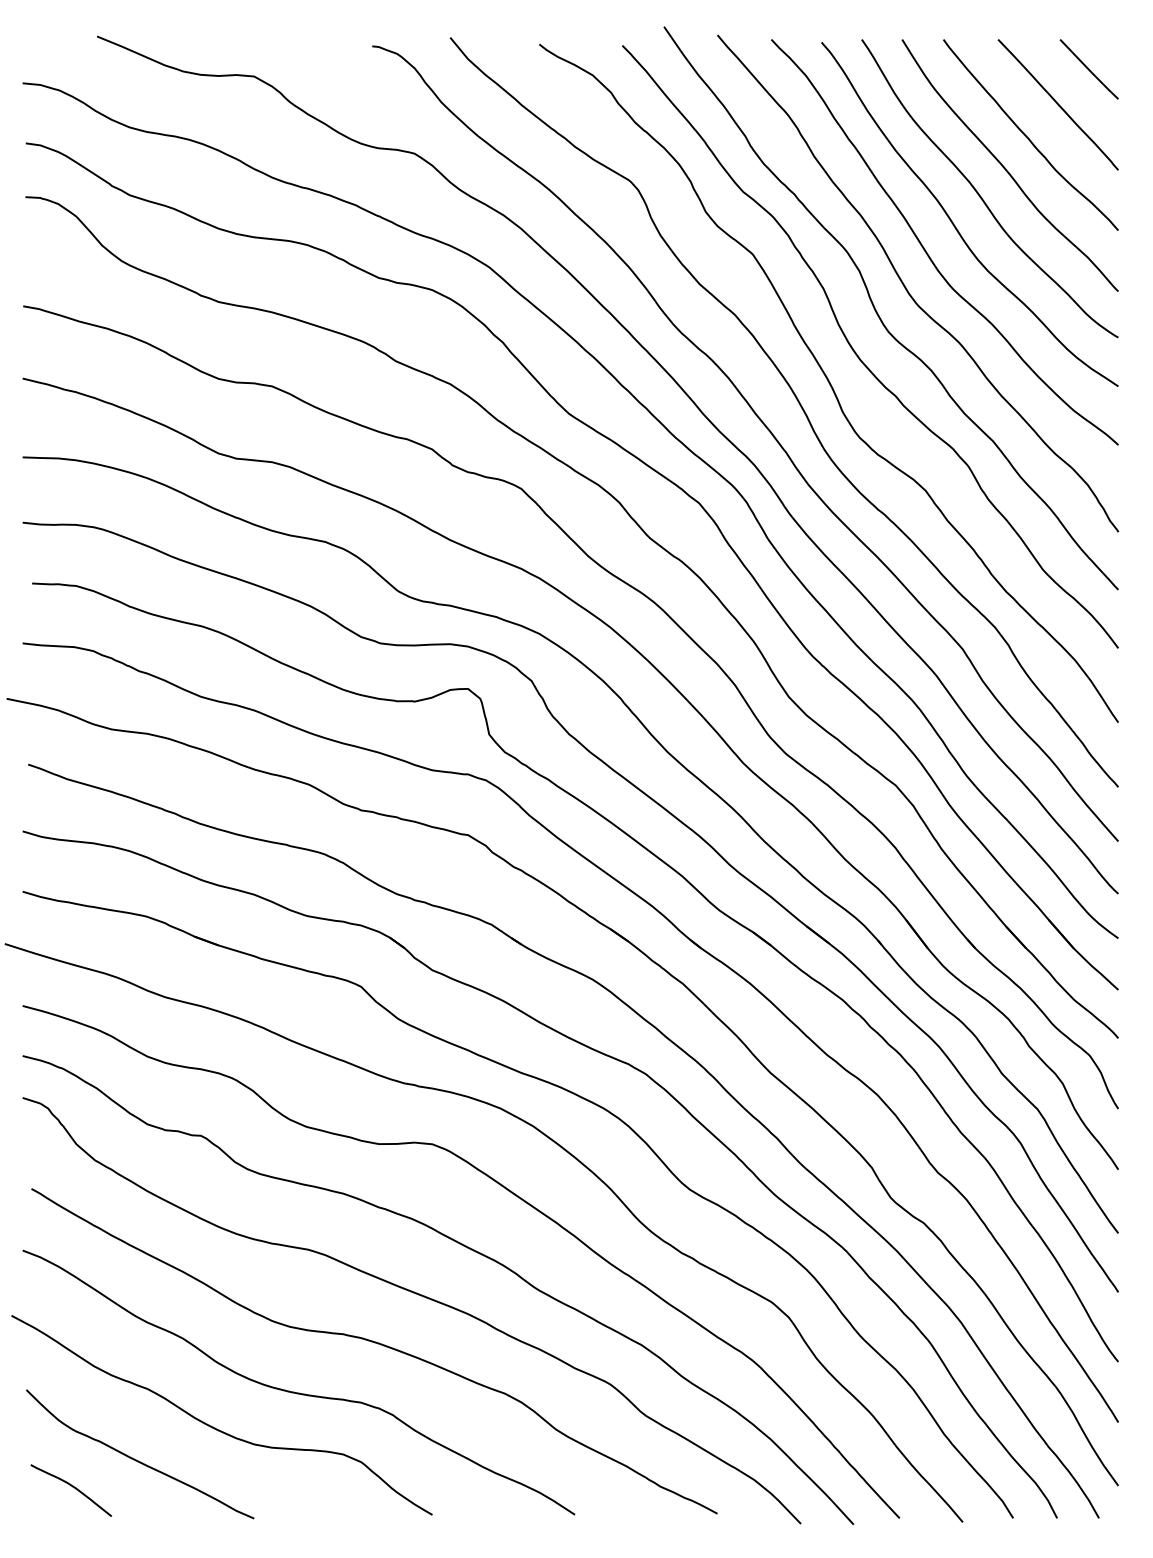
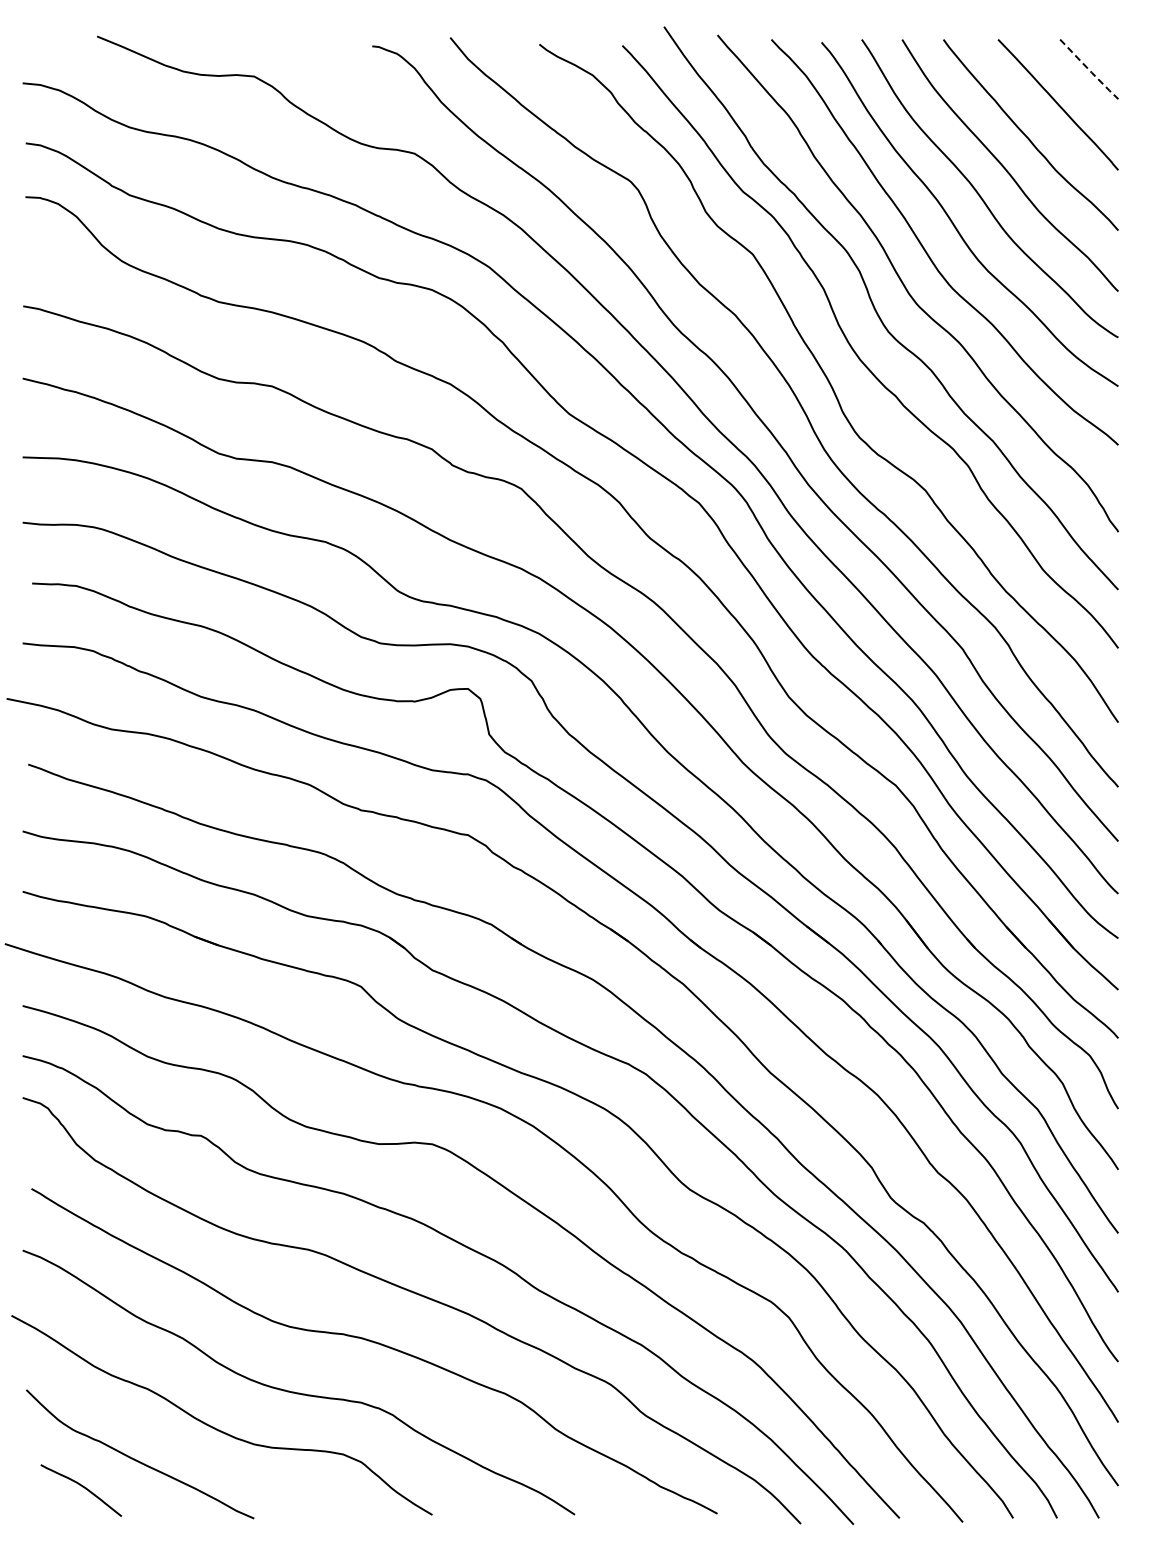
line: solid -> dashed (1090, 71)
curve position: (72, 1487) -> (82, 1487) (82, 1487)
